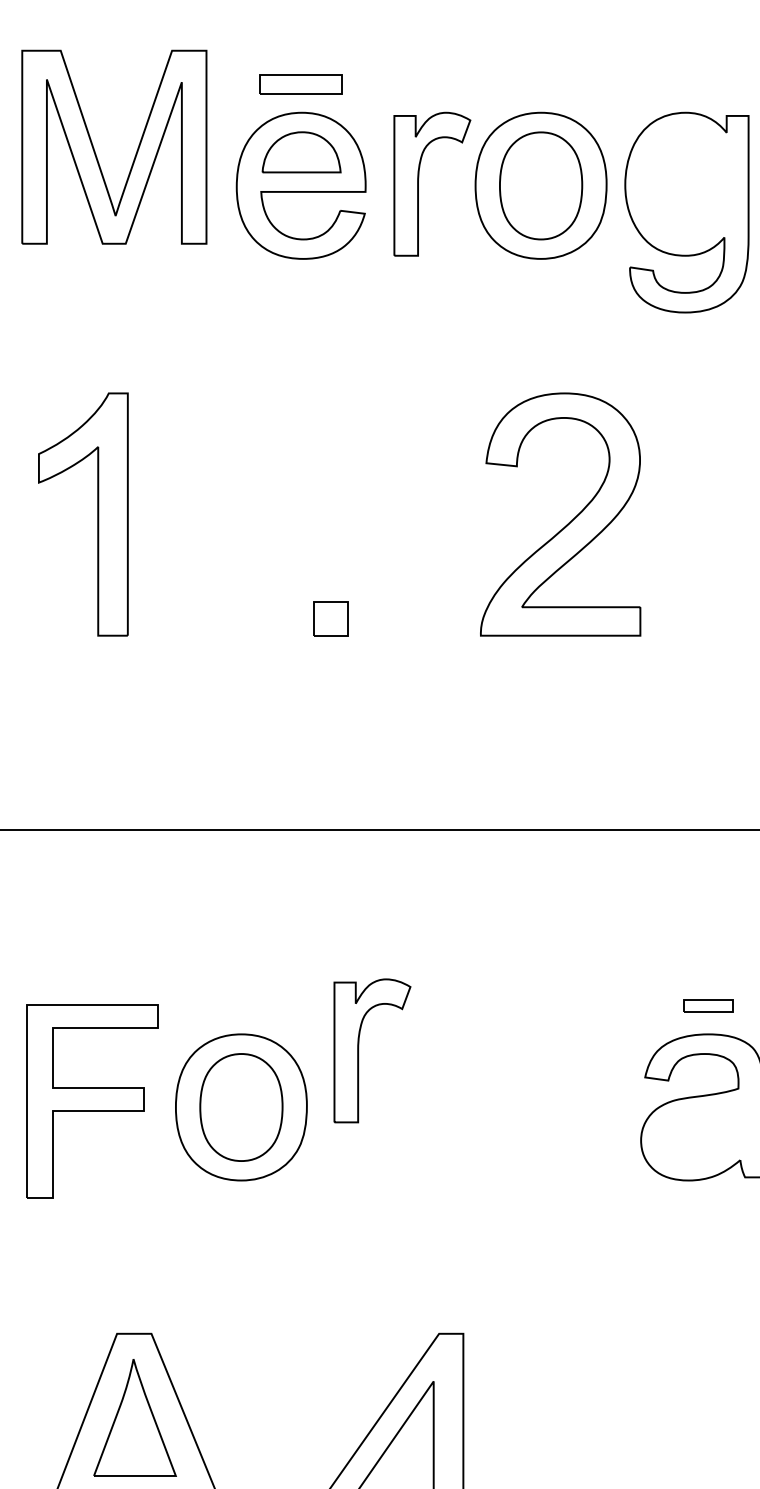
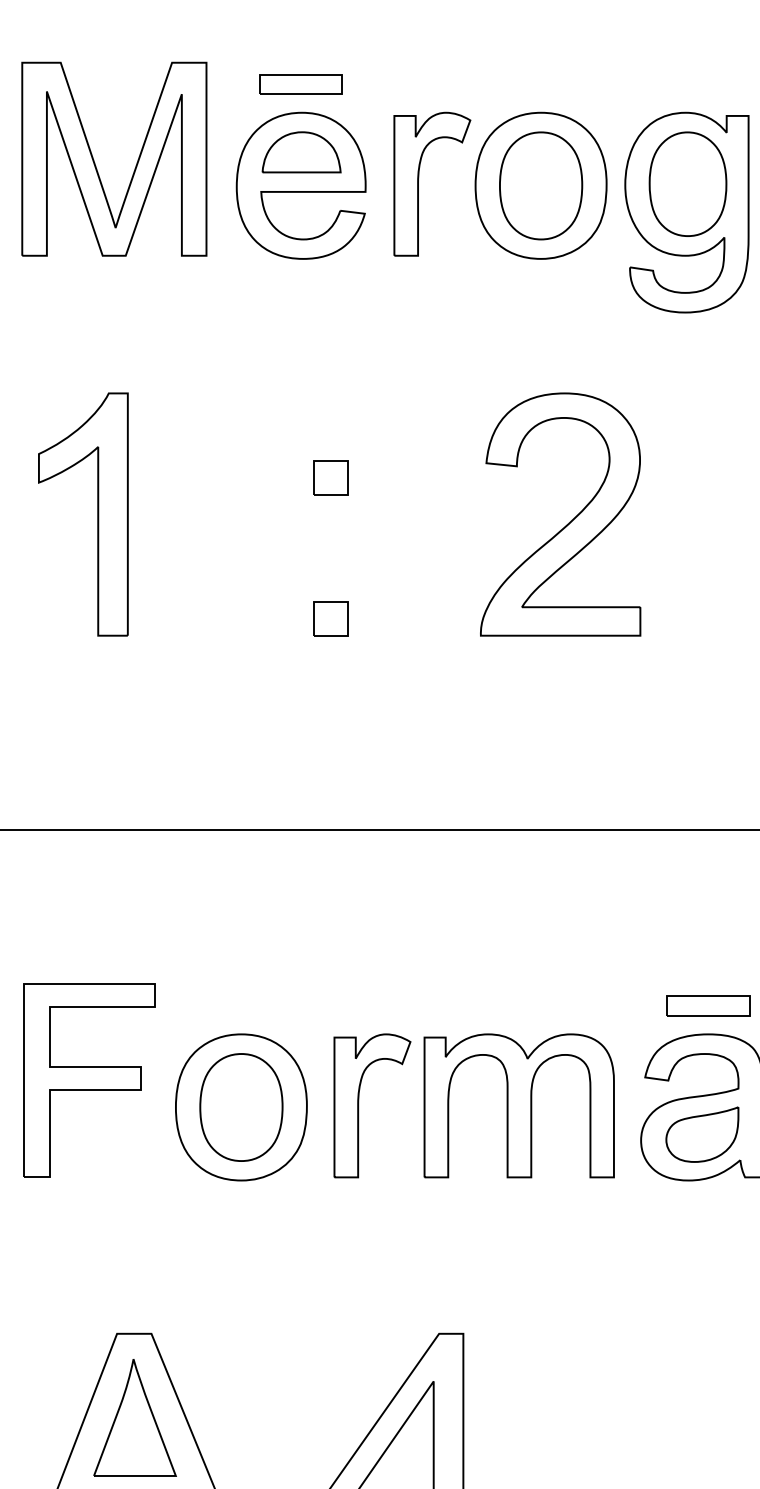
part position: (95, 151) -> (95, 163) (95, 163)
part: none -> present (687, 183)
part: none -> present (330, 477)
part size: 51x14 px -> 85x22 px (708, 1005)
part position: (359, 1050) -> (359, 1105) (359, 1105)
part position: (92, 1101) -> (89, 1080) (89, 1080)
part: none -> present (518, 1105)
part: none -> present (702, 1134)
